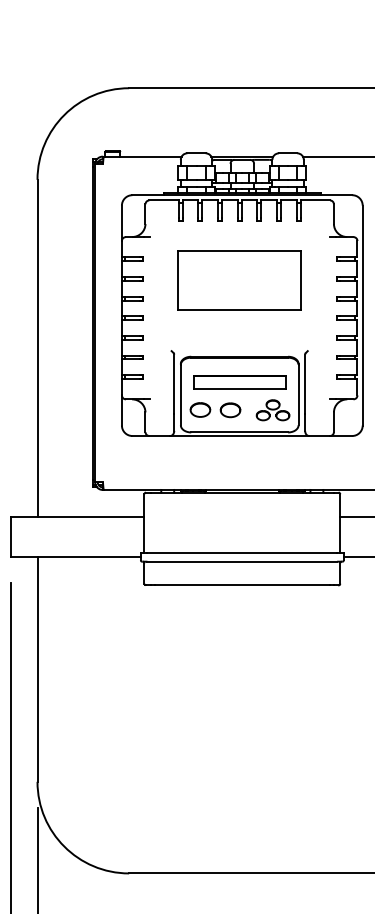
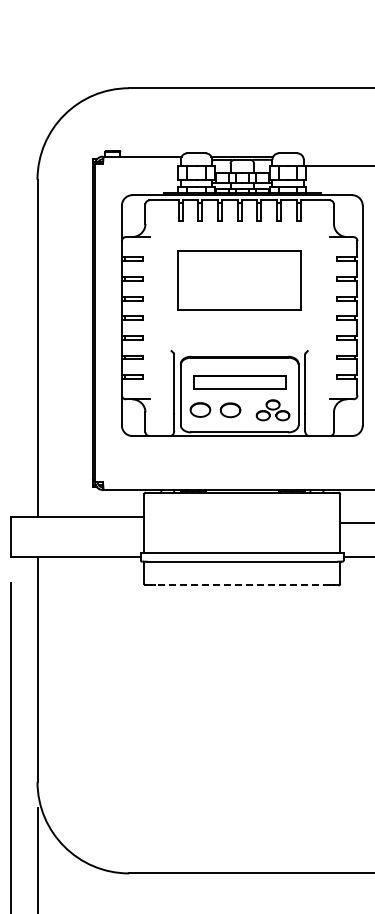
line position: (336, 156) -> (336, 165) (336, 165)
line position: (355, 517) -> (355, 523) (355, 523)
line: solid -> dashed (242, 585)
